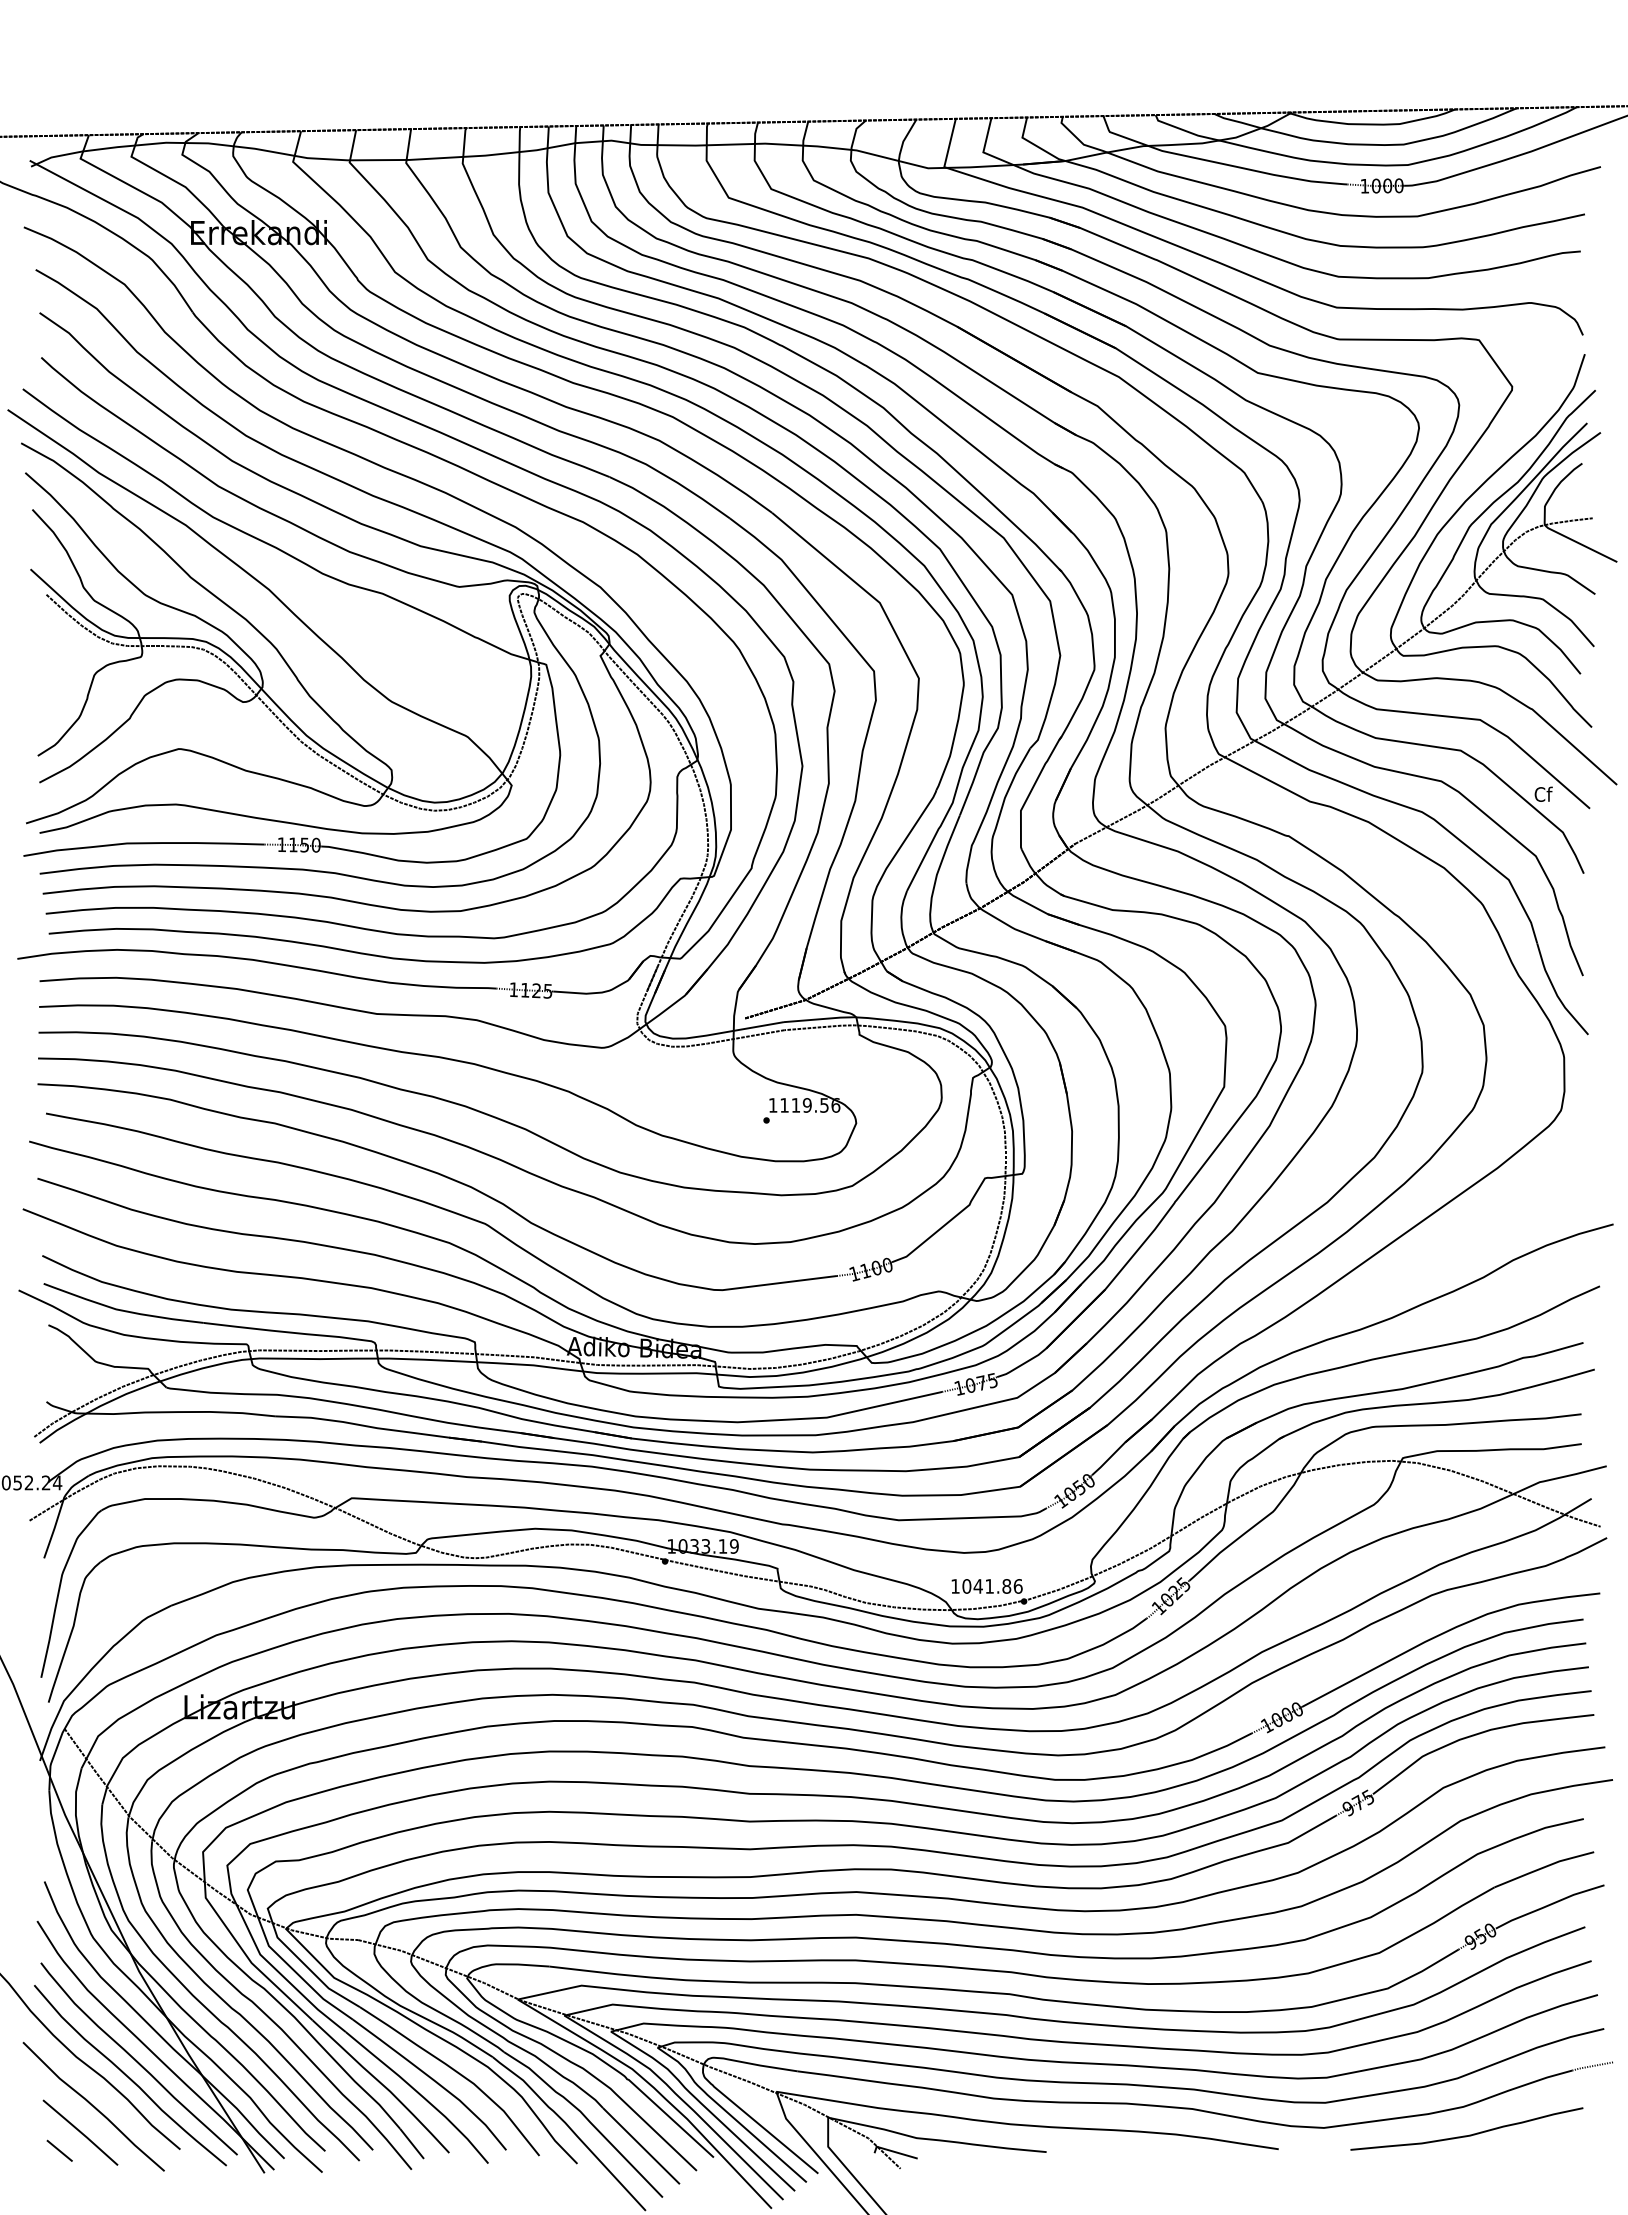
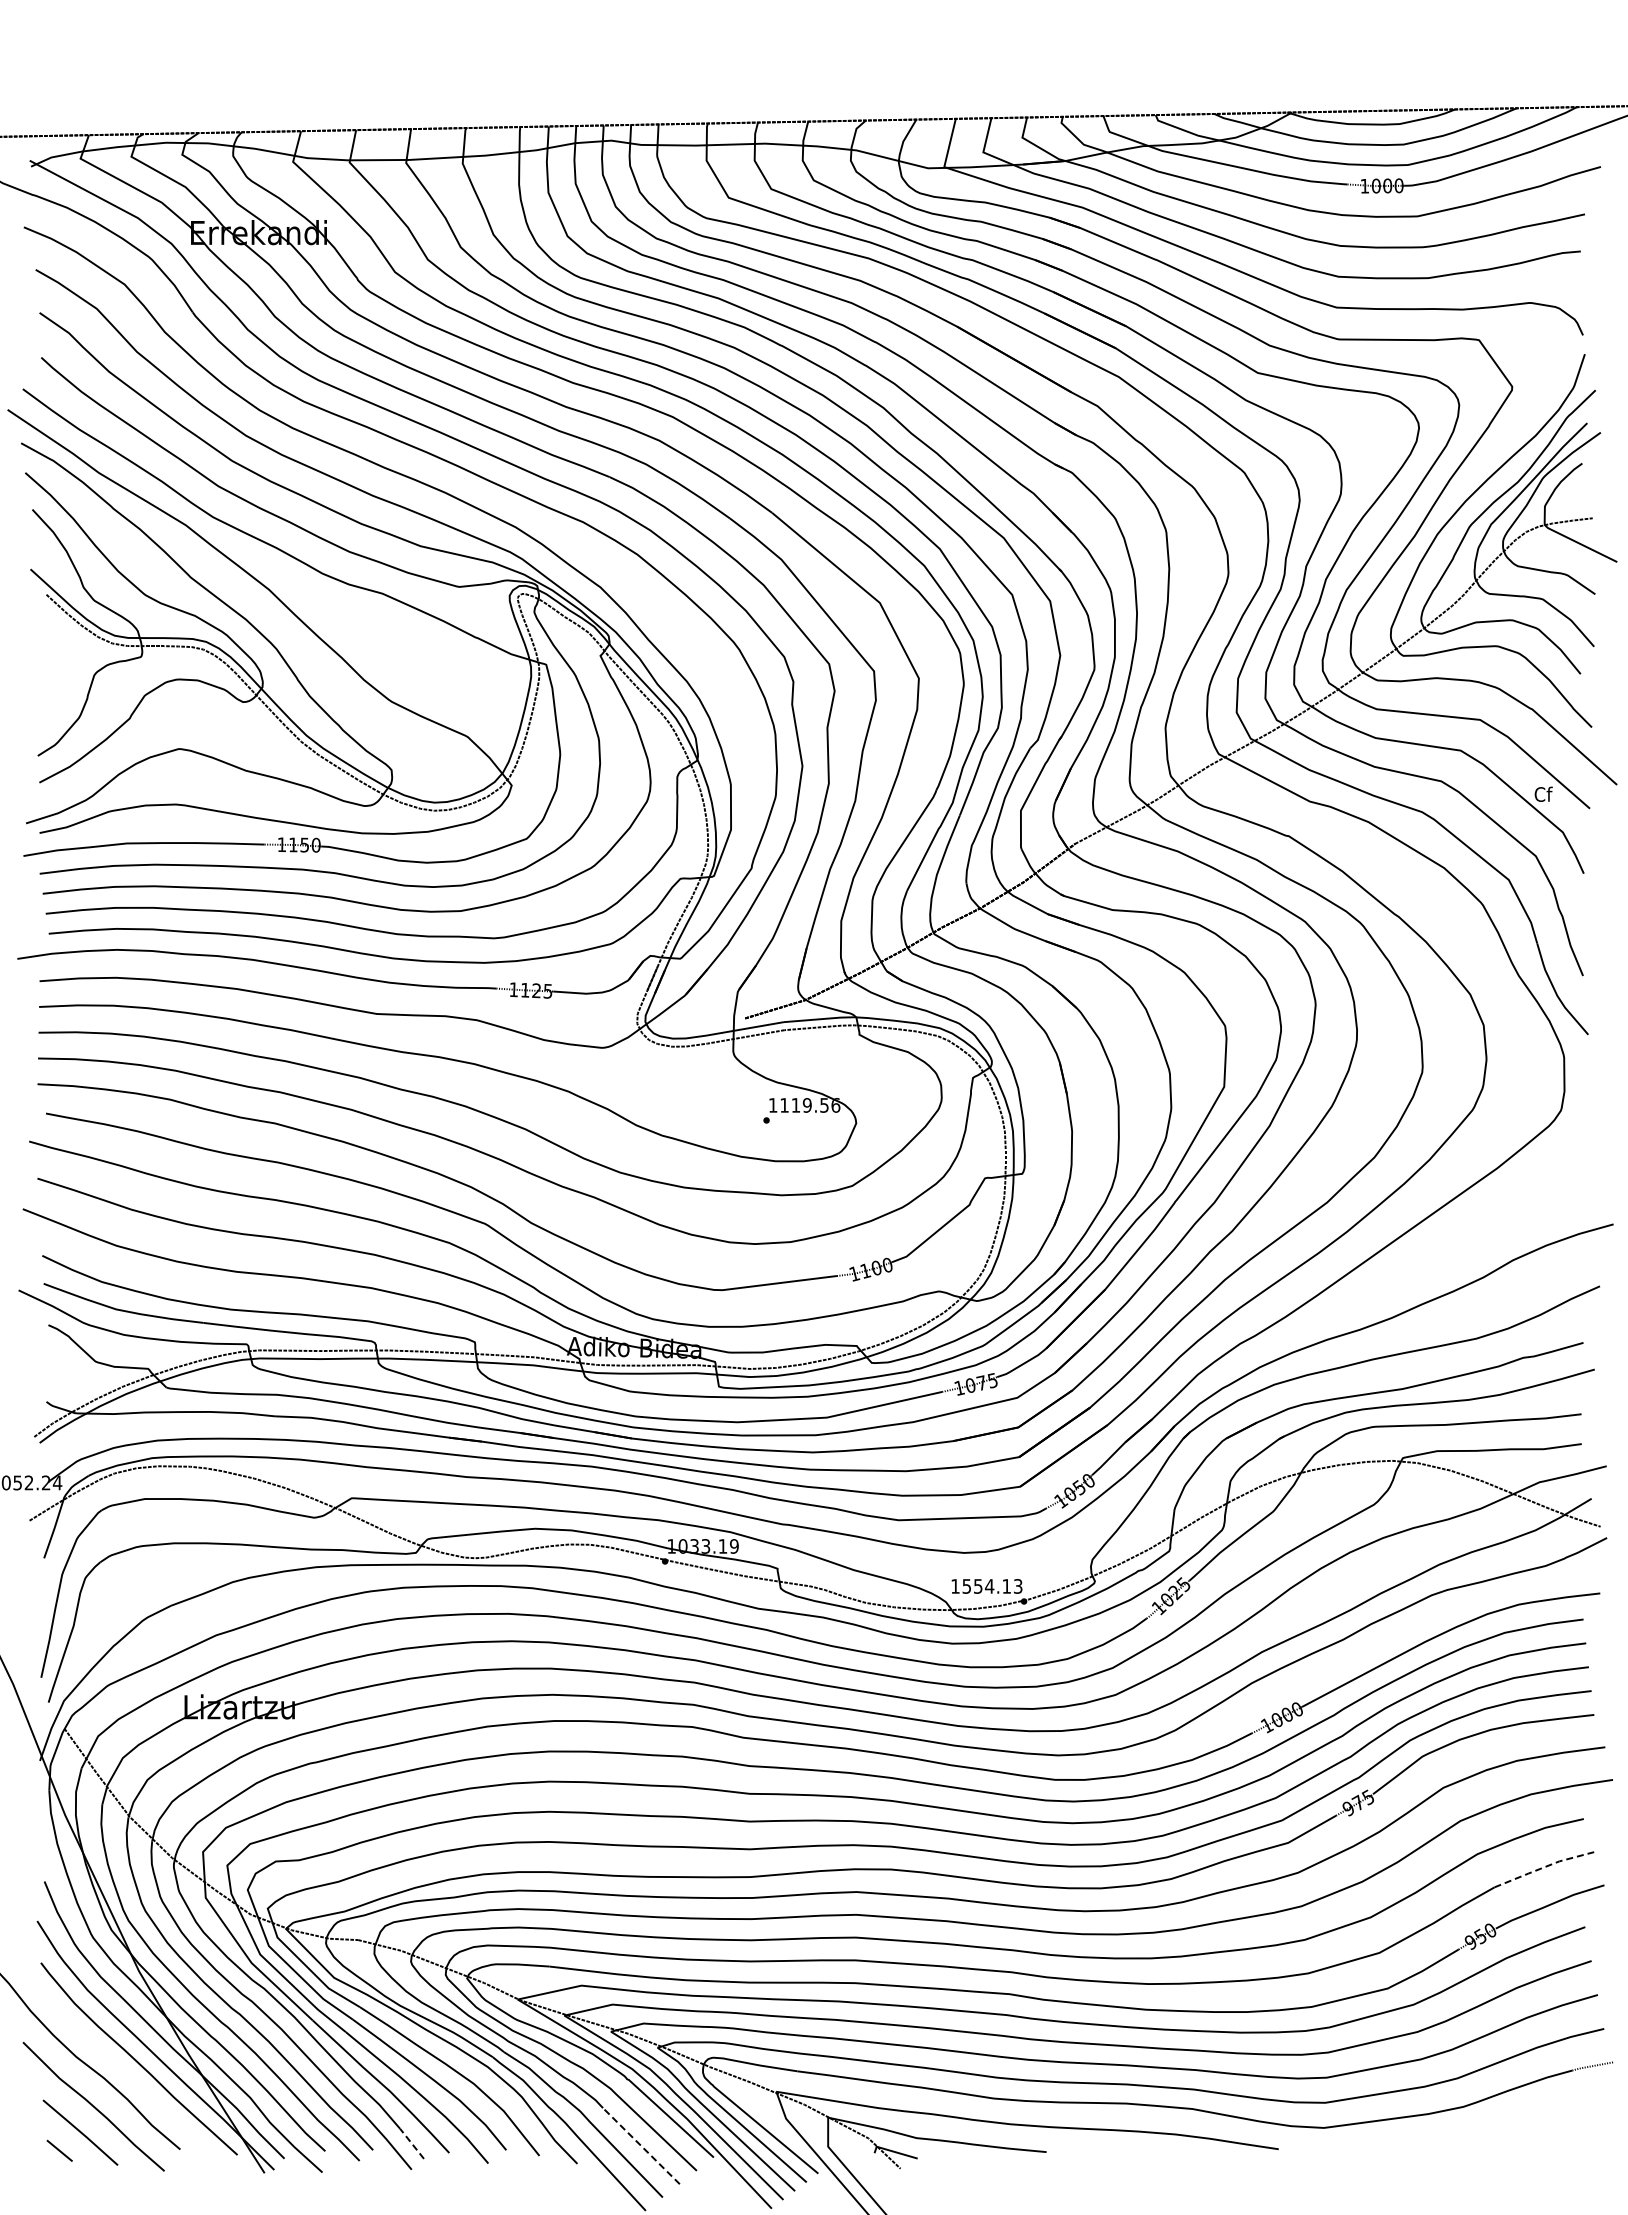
text: 1041.86 -> 1554.13 (992, 1586)
line: solid -> dashed (1543, 1867)
curve: present -> none (130, 2077)
curve: present -> none (1469, 2134)
line: solid -> dashed (411, 2143)
line: solid -> dashed (641, 2145)
